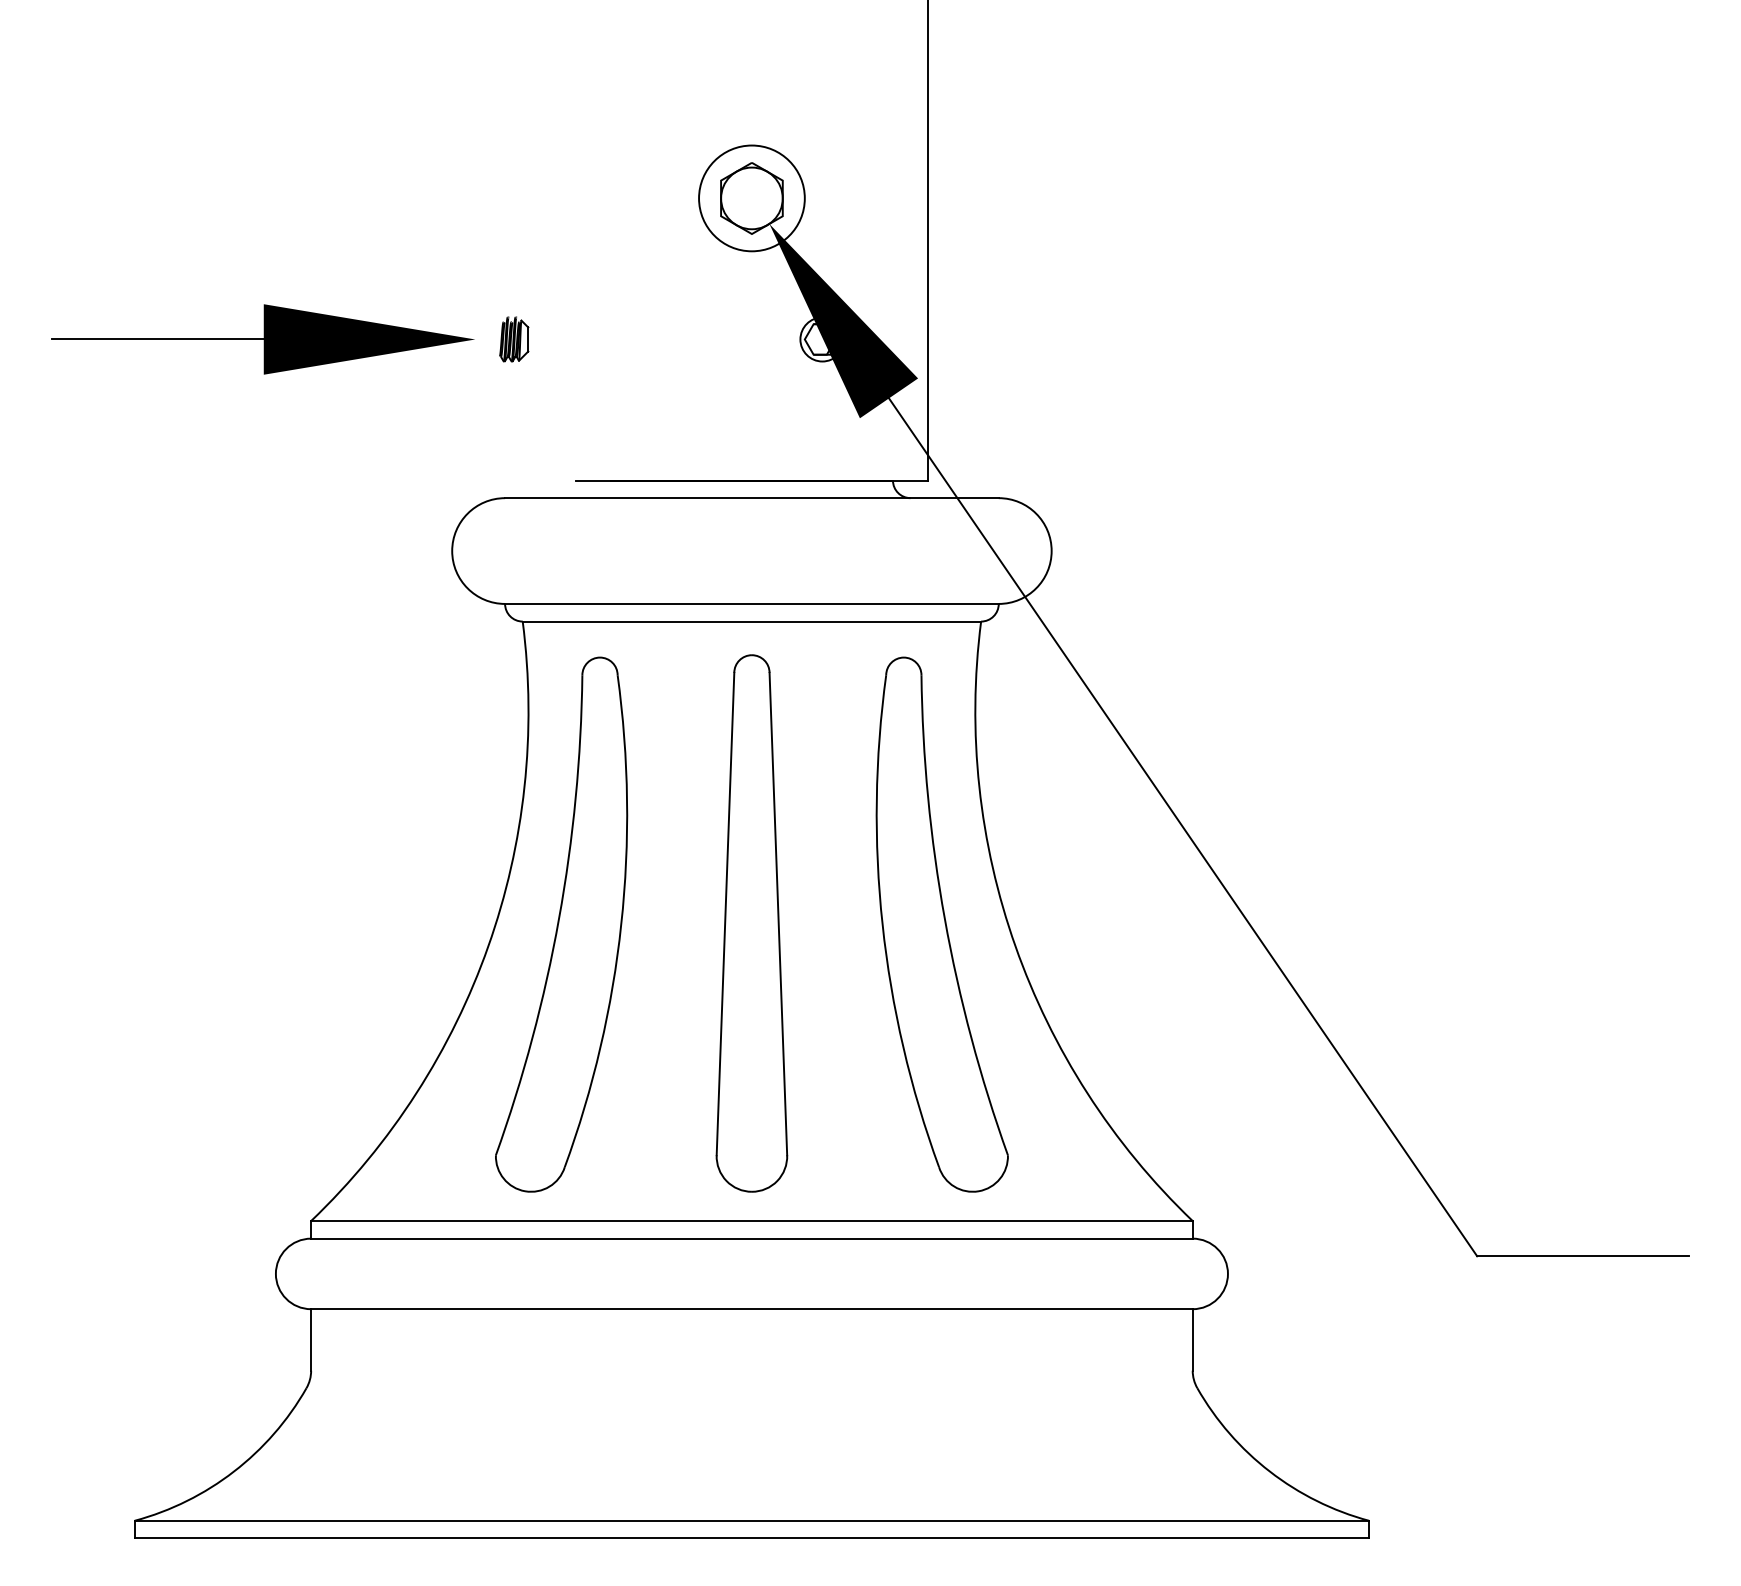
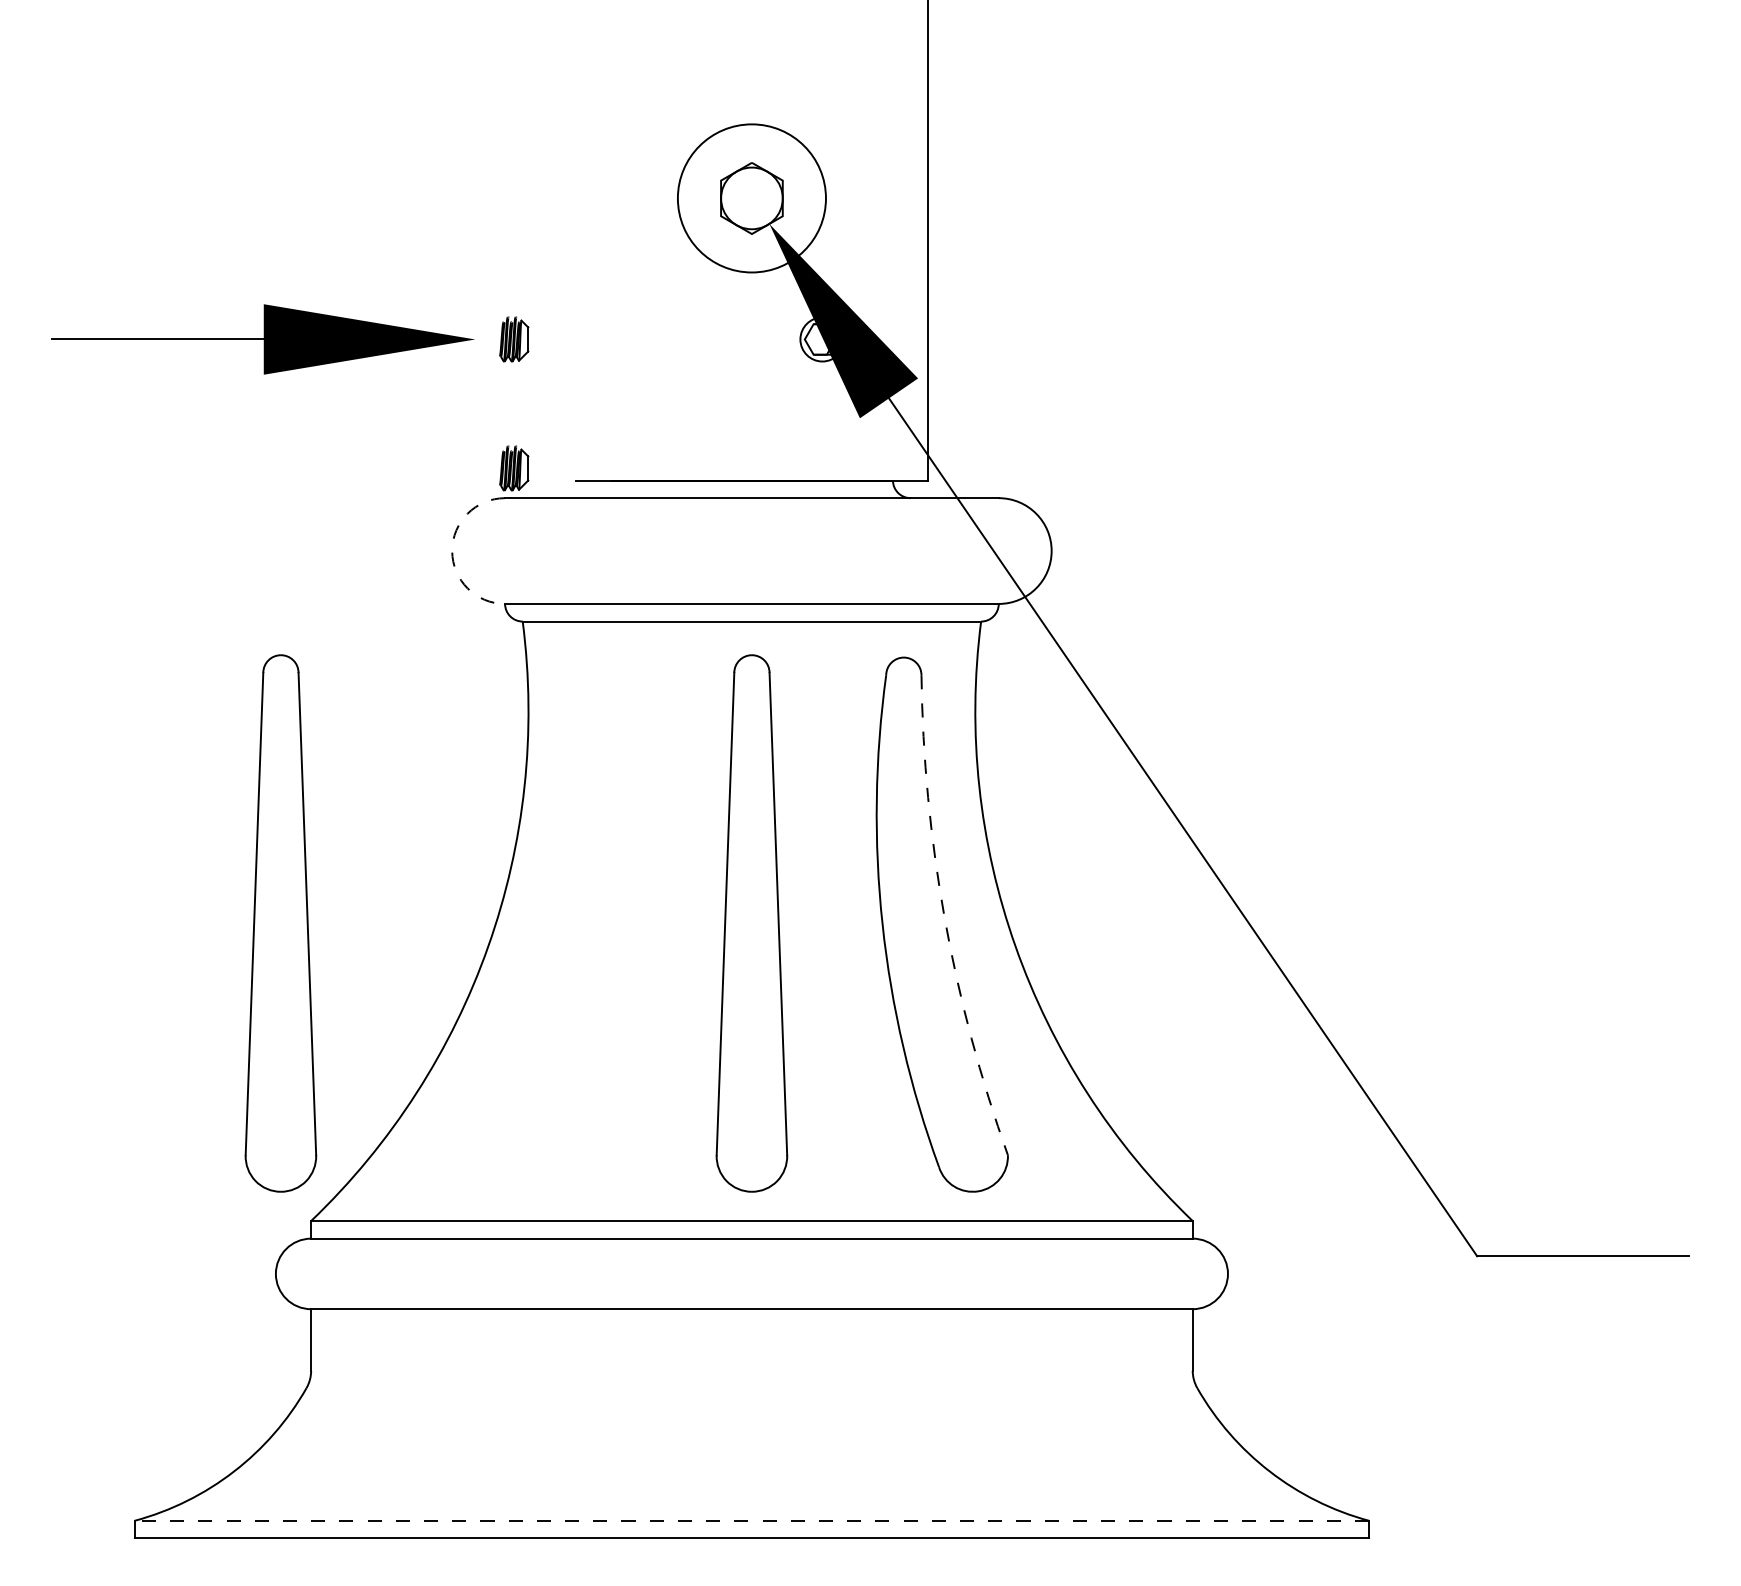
circle diameter: 106 px -> 148 px (751, 198)
part: none -> present (514, 468)
arc: solid -> dashed (452, 551)
arc: solid -> dashed (944, 918)
part: none -> present (280, 923)
part: present -> none (561, 924)
line: solid -> dashed (751, 1520)
